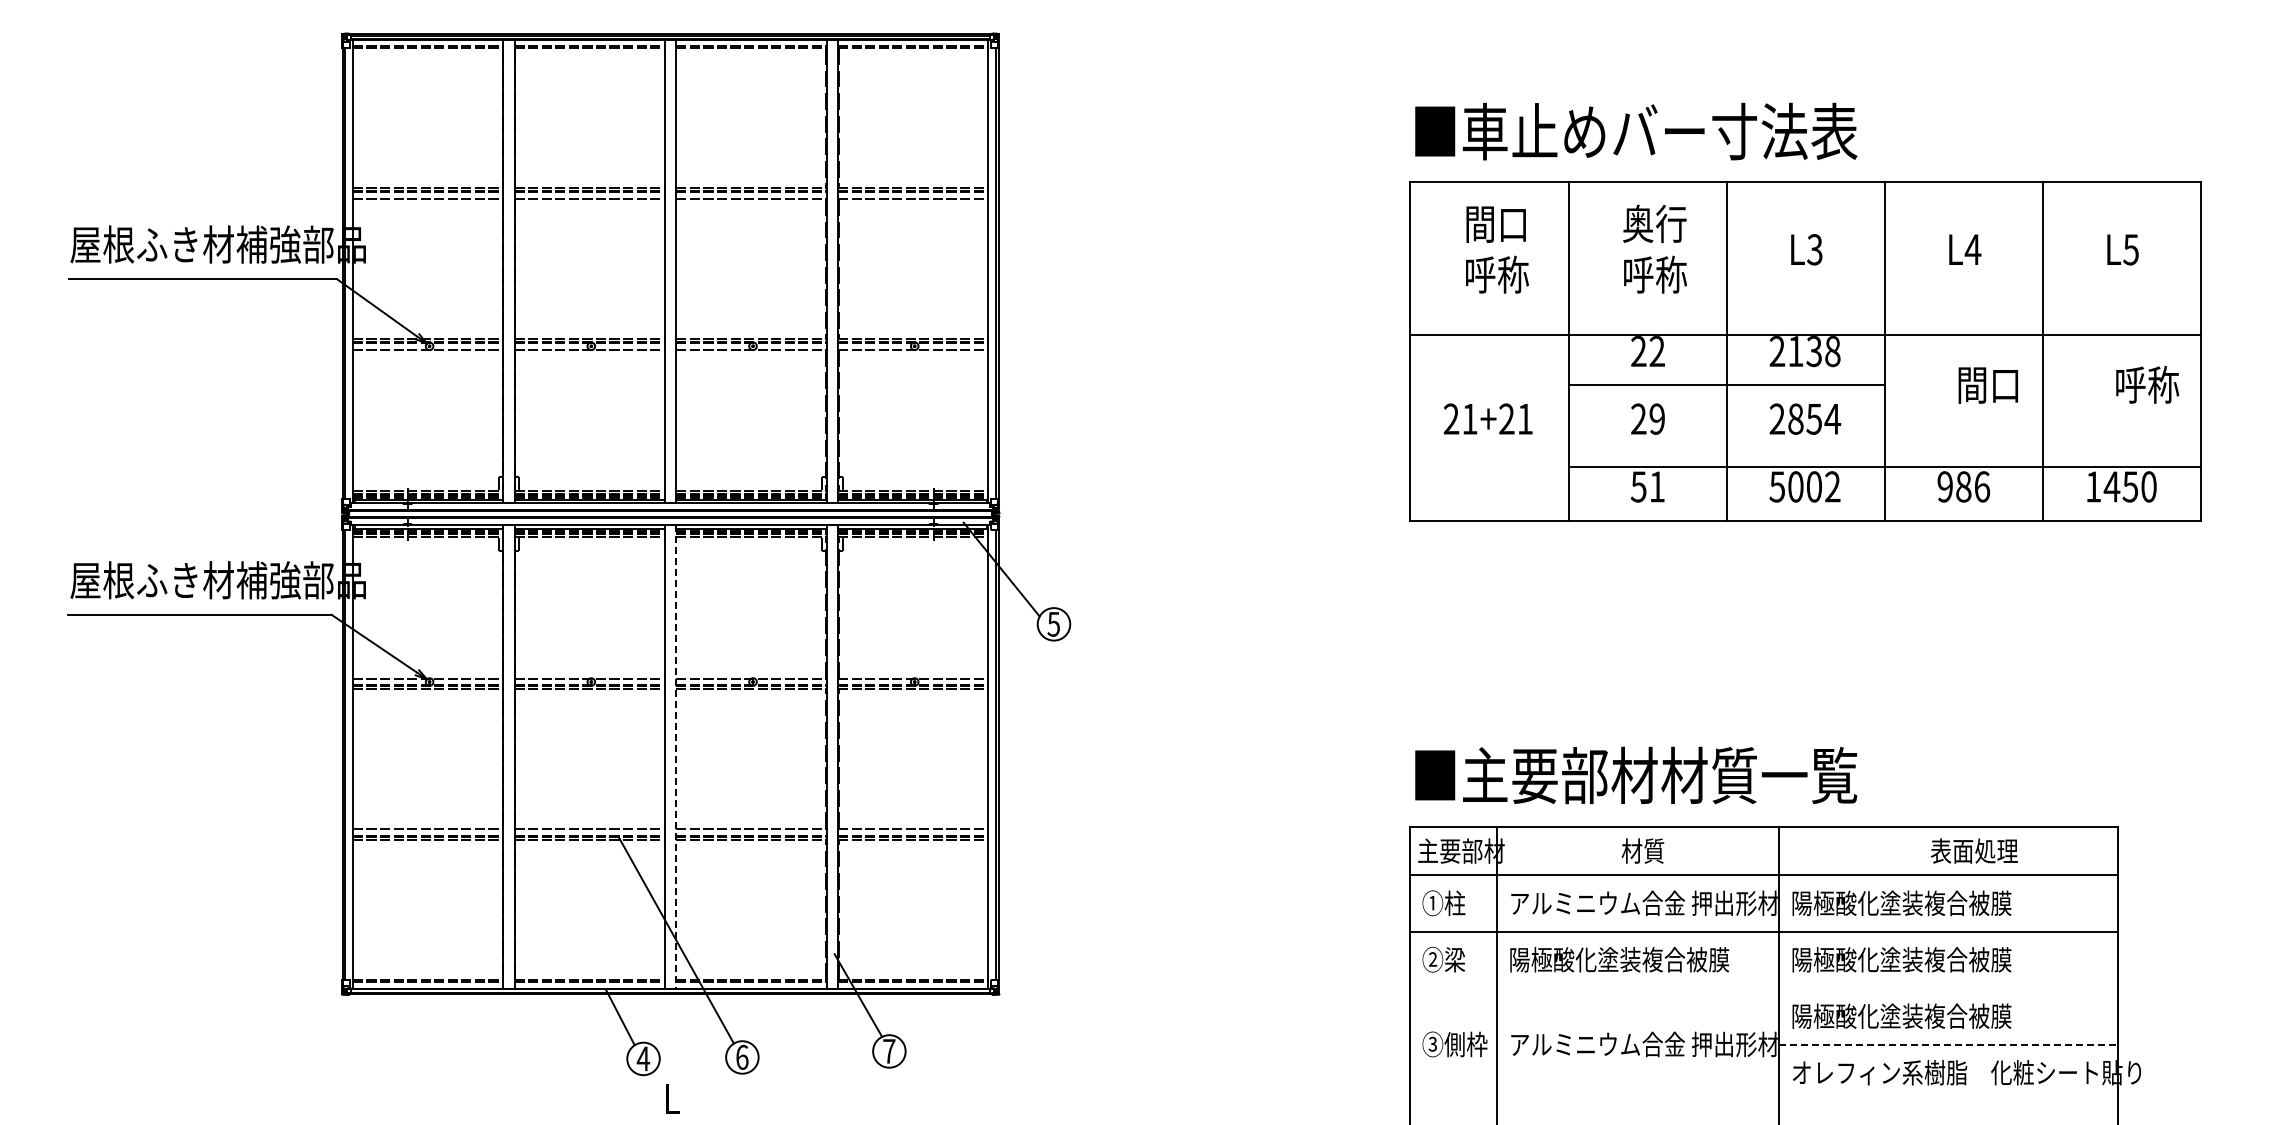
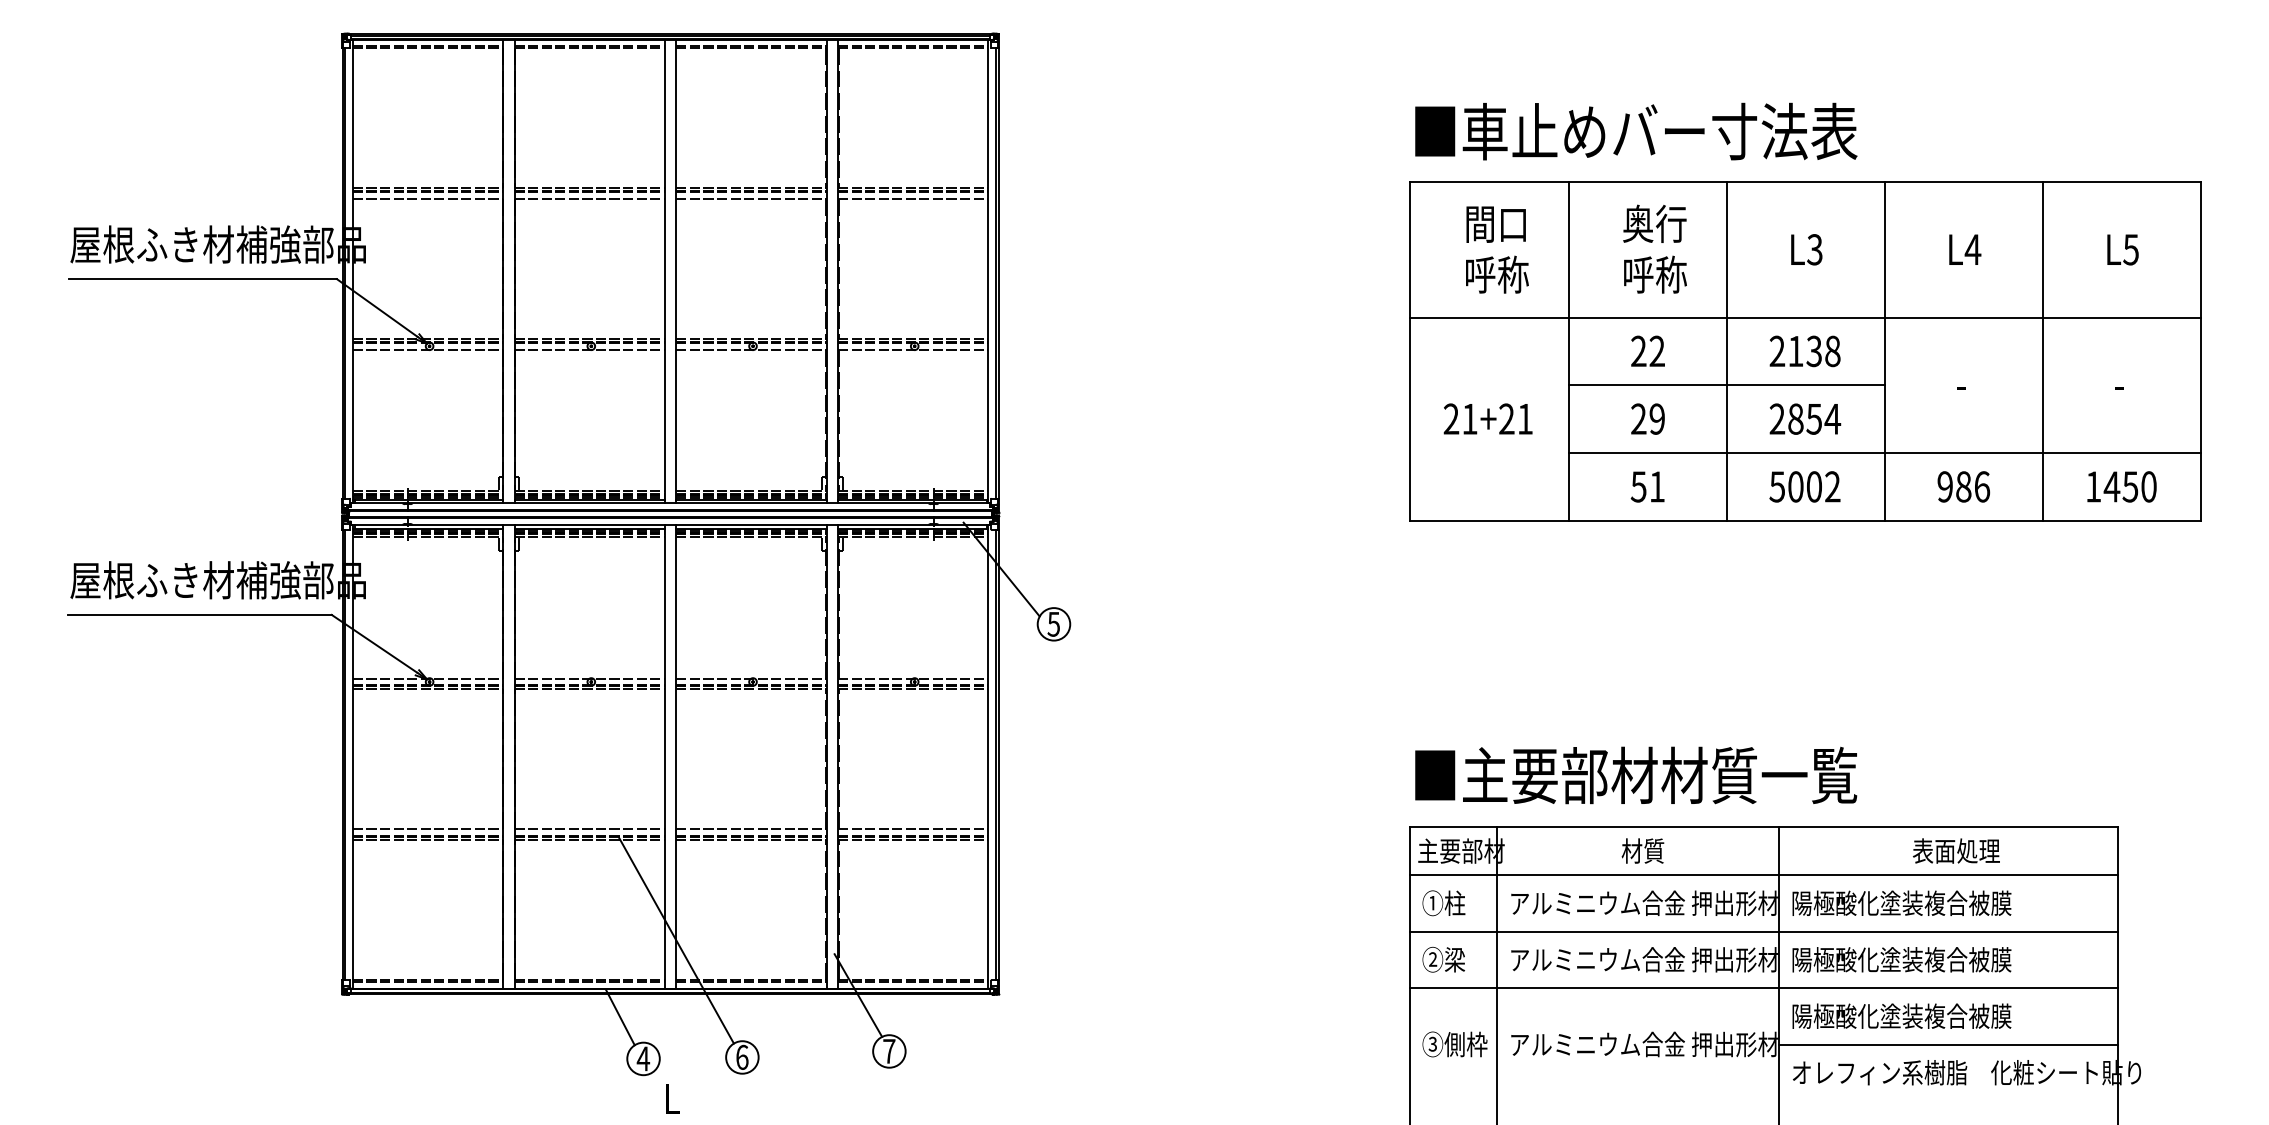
line position: (1805, 334) -> (1805, 317) (1805, 317)
text: 呼称 -> - (2147, 384)
text: 間口 -> - (1987, 385)
line position: (1884, 467) -> (1884, 453) (1884, 453)
line: dashed -> solid (676, 756)
text position: (1974, 850) -> (1956, 850) (1956, 850)
text: 陽極酸化塗装複合被膜 -> アルミニウム合金 押出形材 (1643, 959)
line: none -> present (1764, 988)
line: dashed -> solid (1949, 1044)
